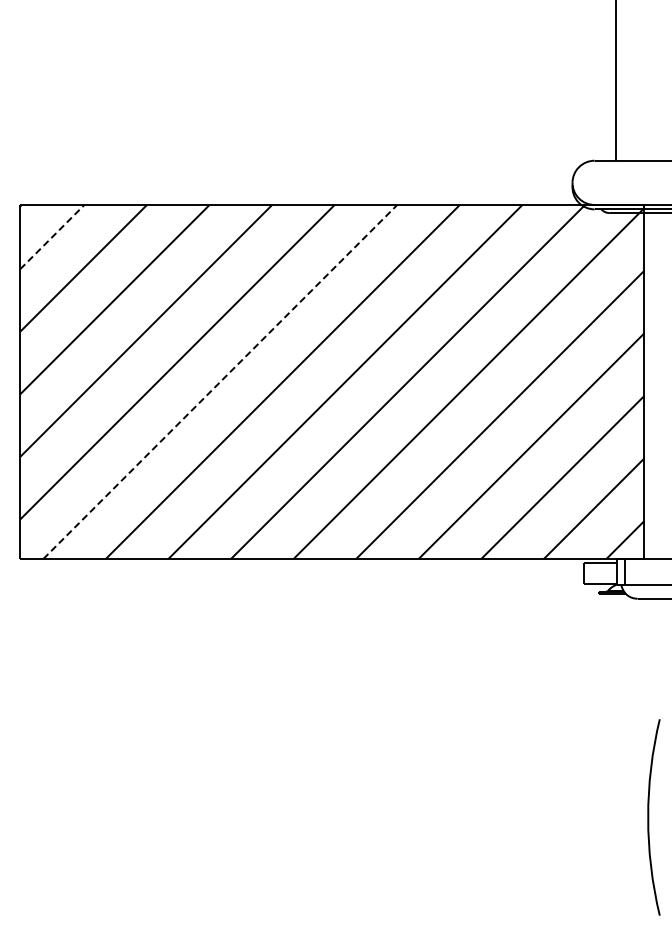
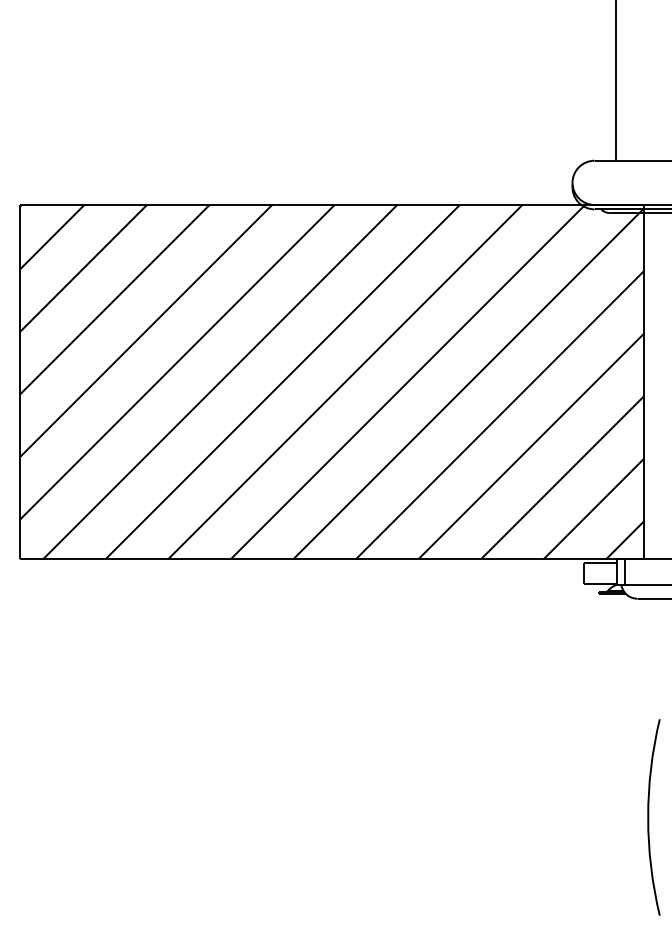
line: dashed -> solid (52, 236)
line: dashed -> solid (220, 381)
